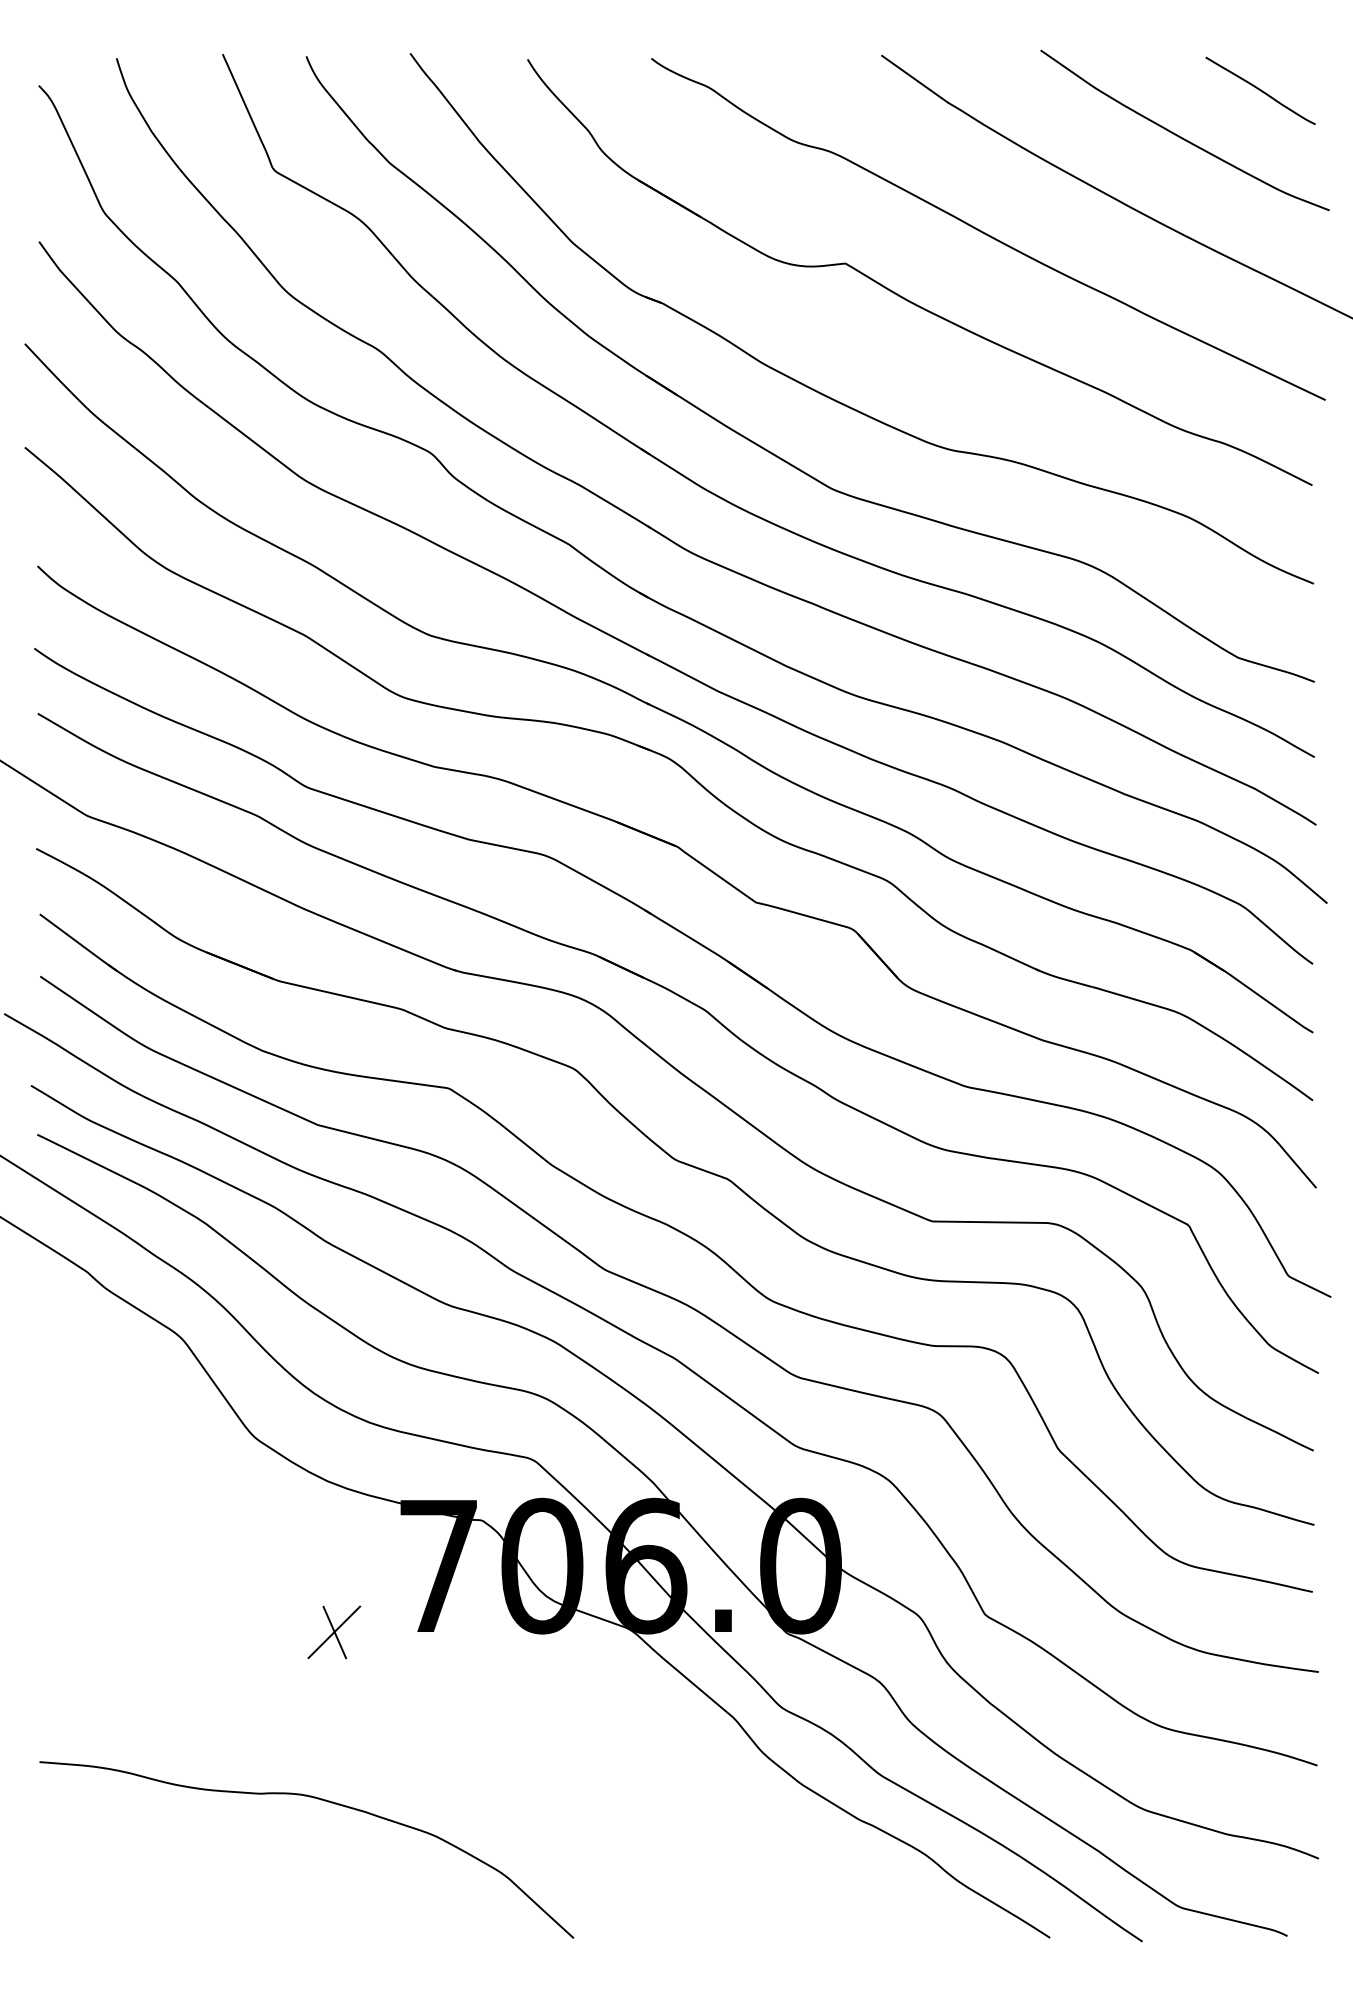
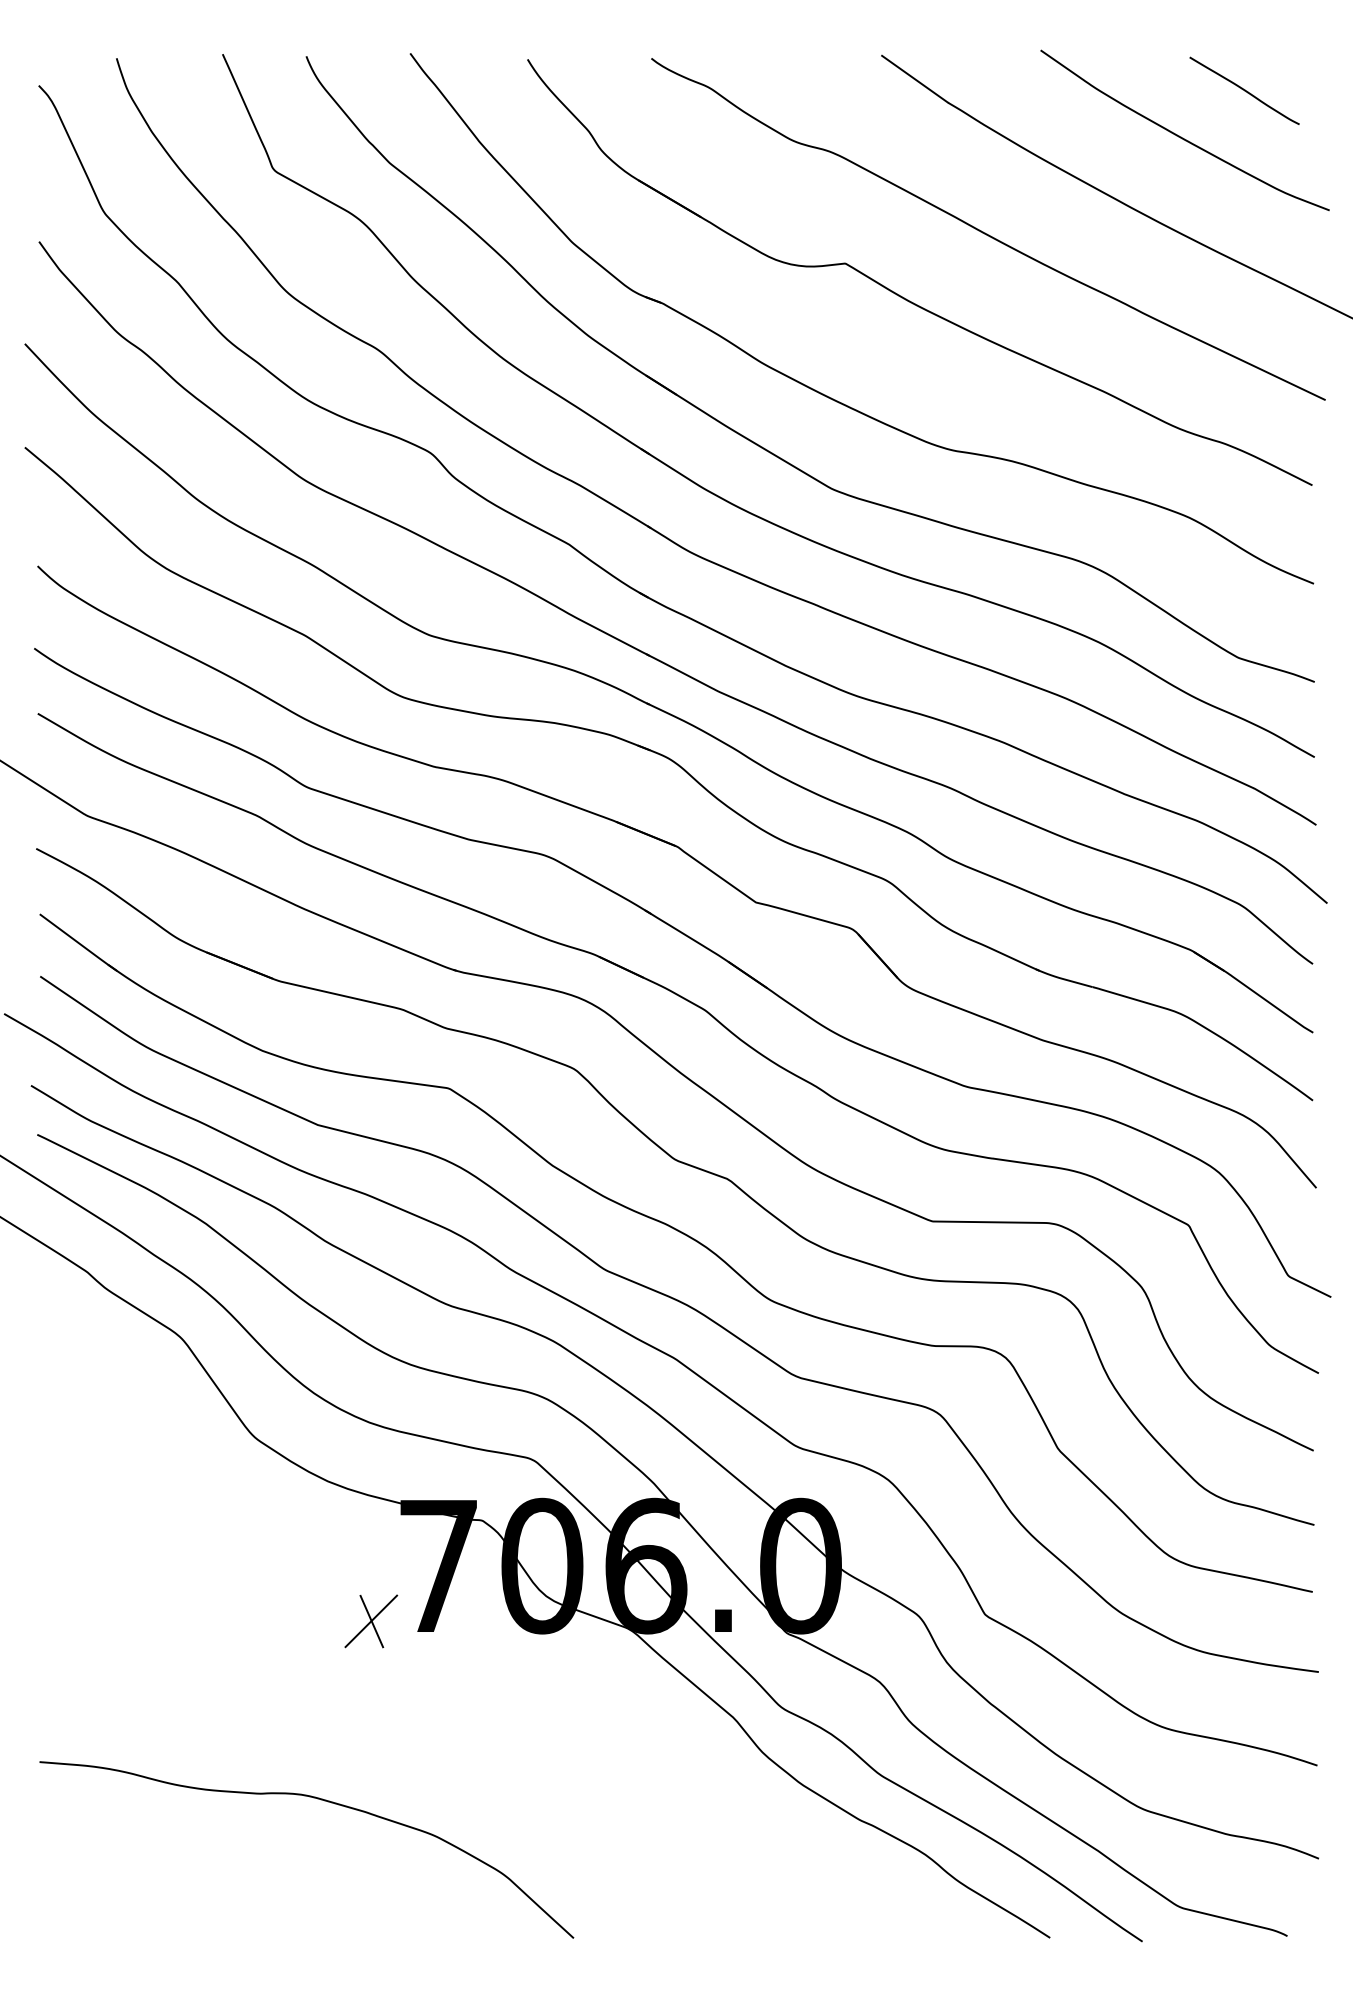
curve position: (1260, 90) -> (1244, 90) (1244, 90)
part position: (334, 1632) -> (371, 1621) (371, 1621)
